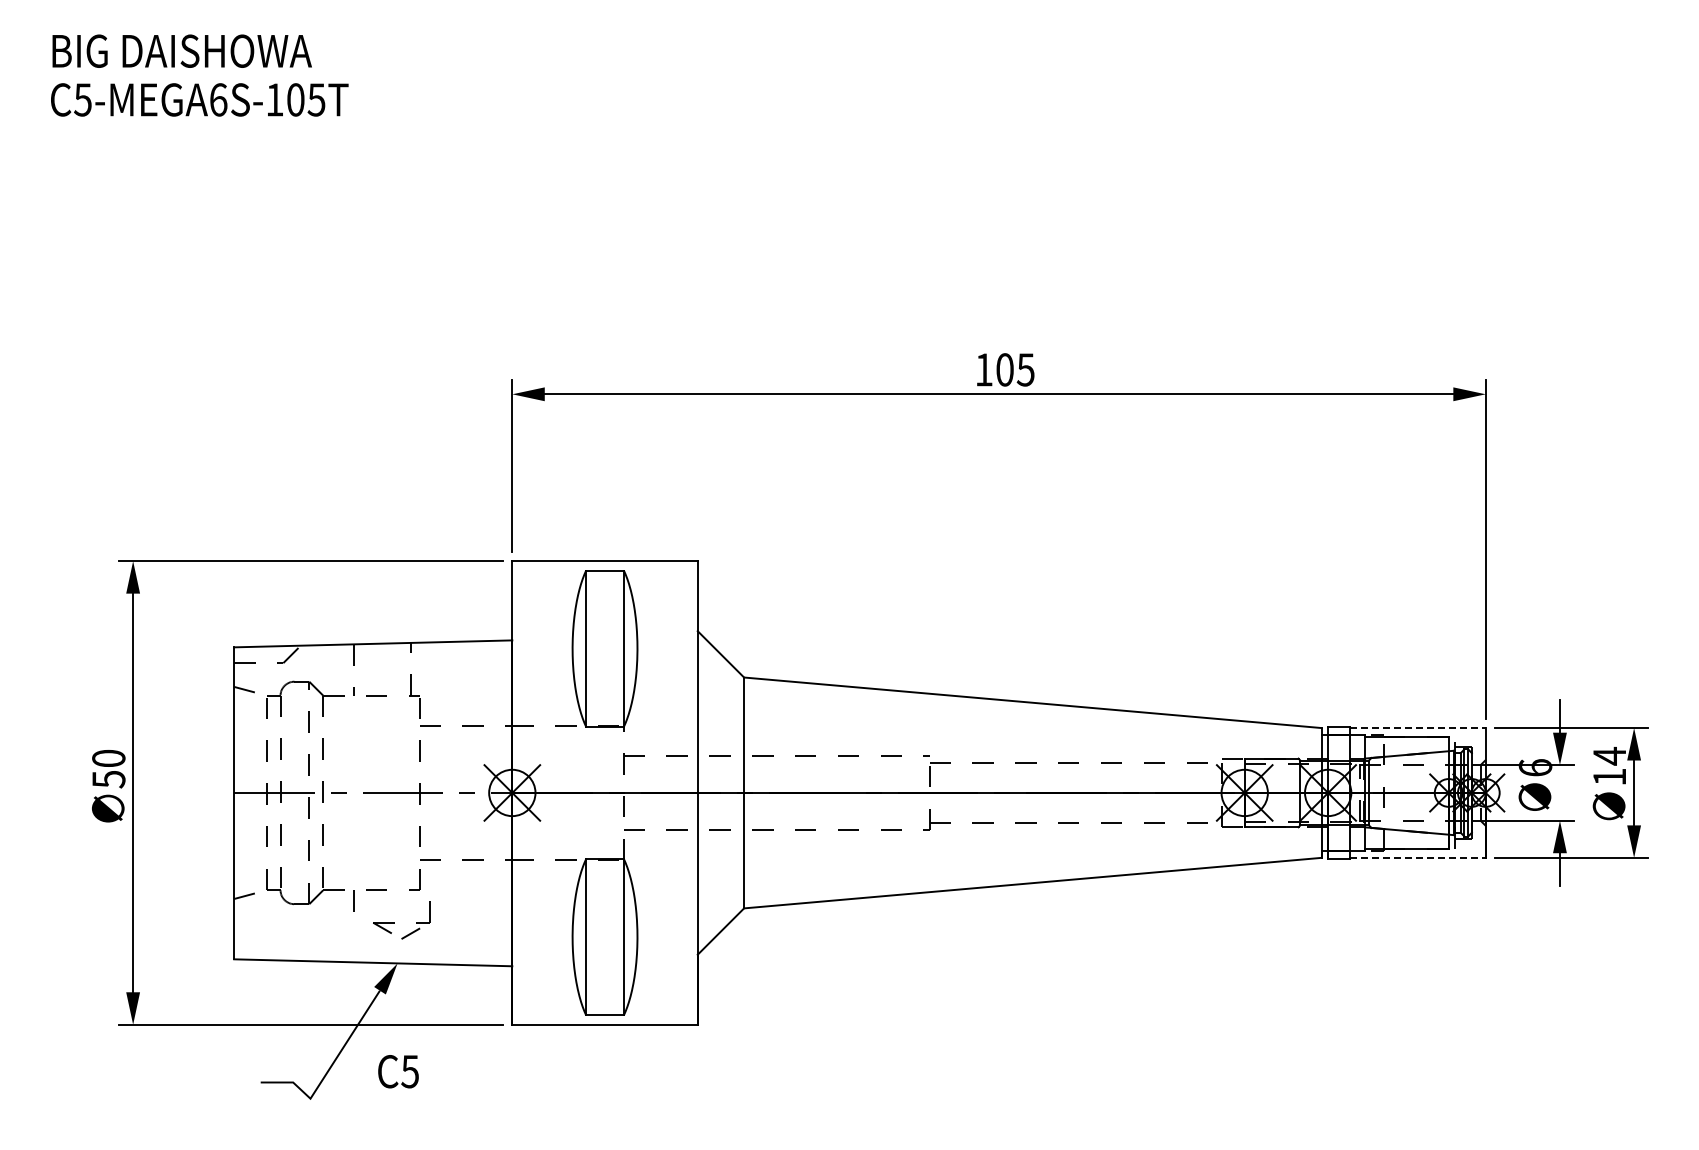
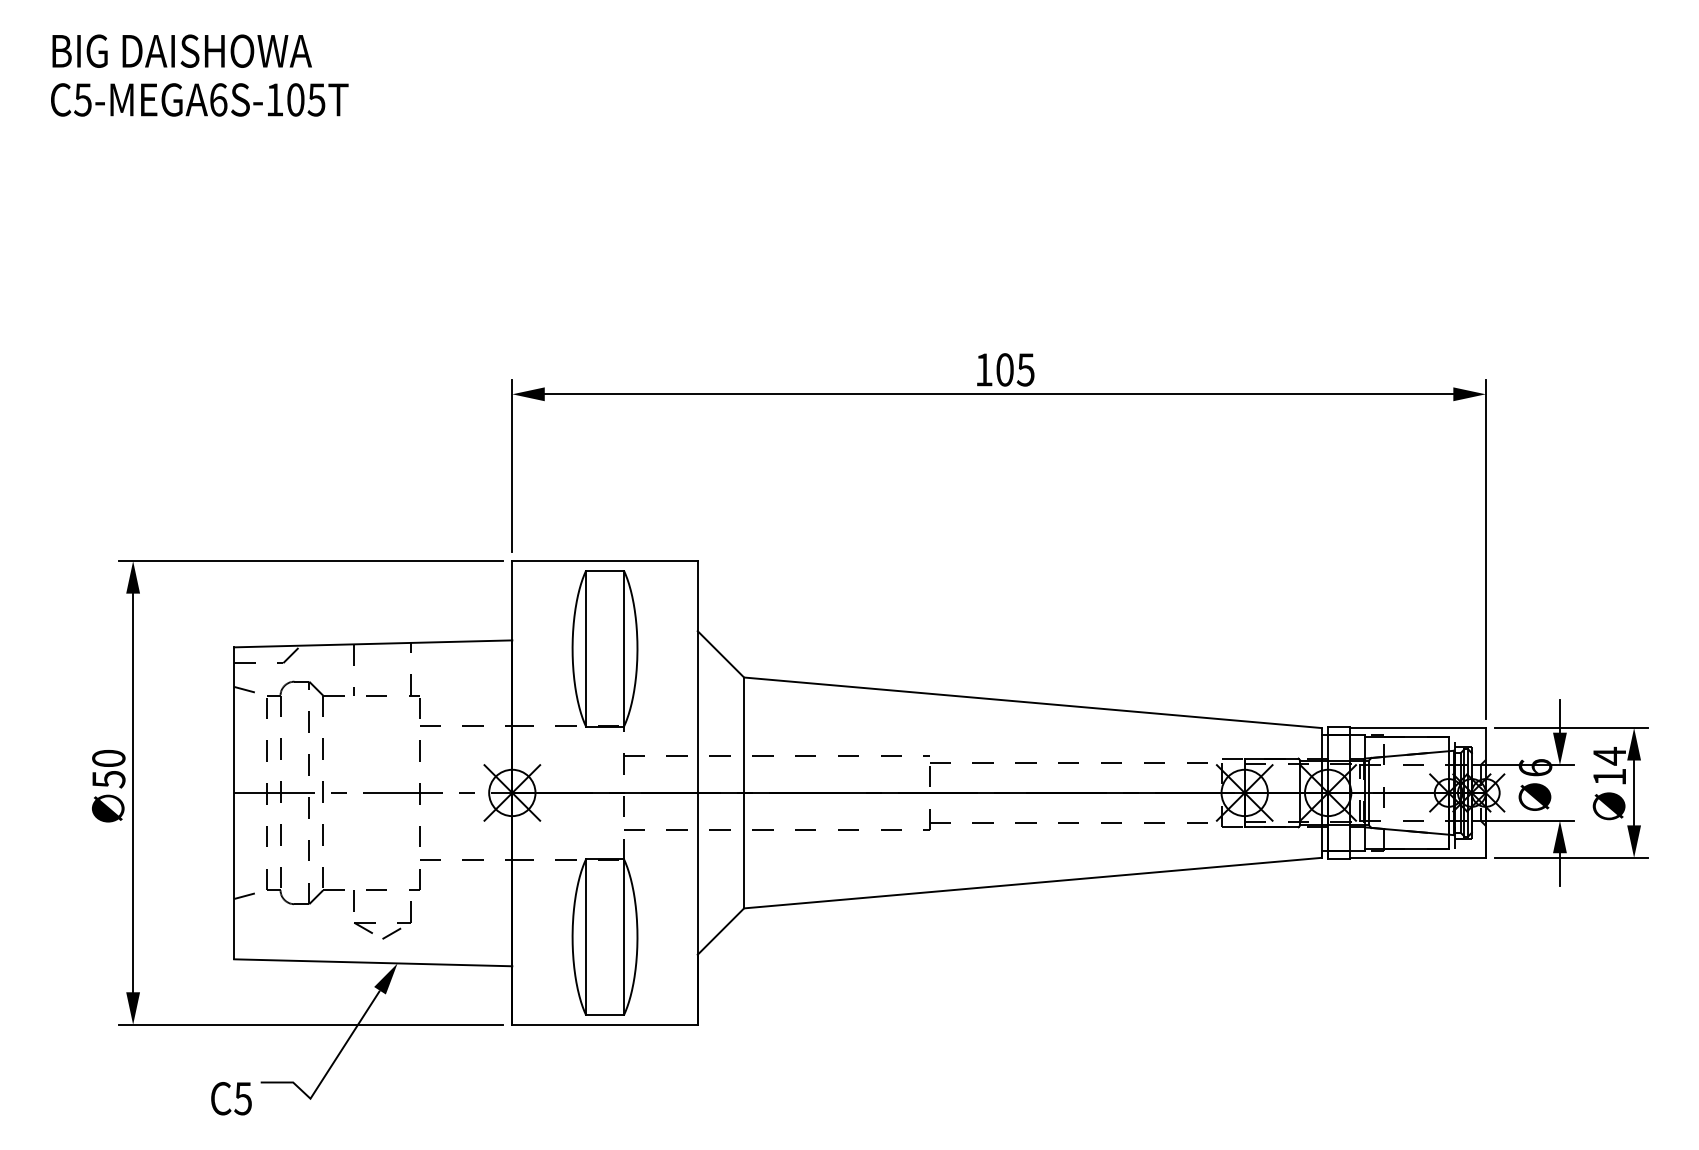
line: dashed -> solid (1418, 728)
line: dashed -> solid (1418, 857)
part position: (394, 922) -> (375, 922) (375, 922)
text position: (398, 1071) -> (231, 1098) (231, 1098)
